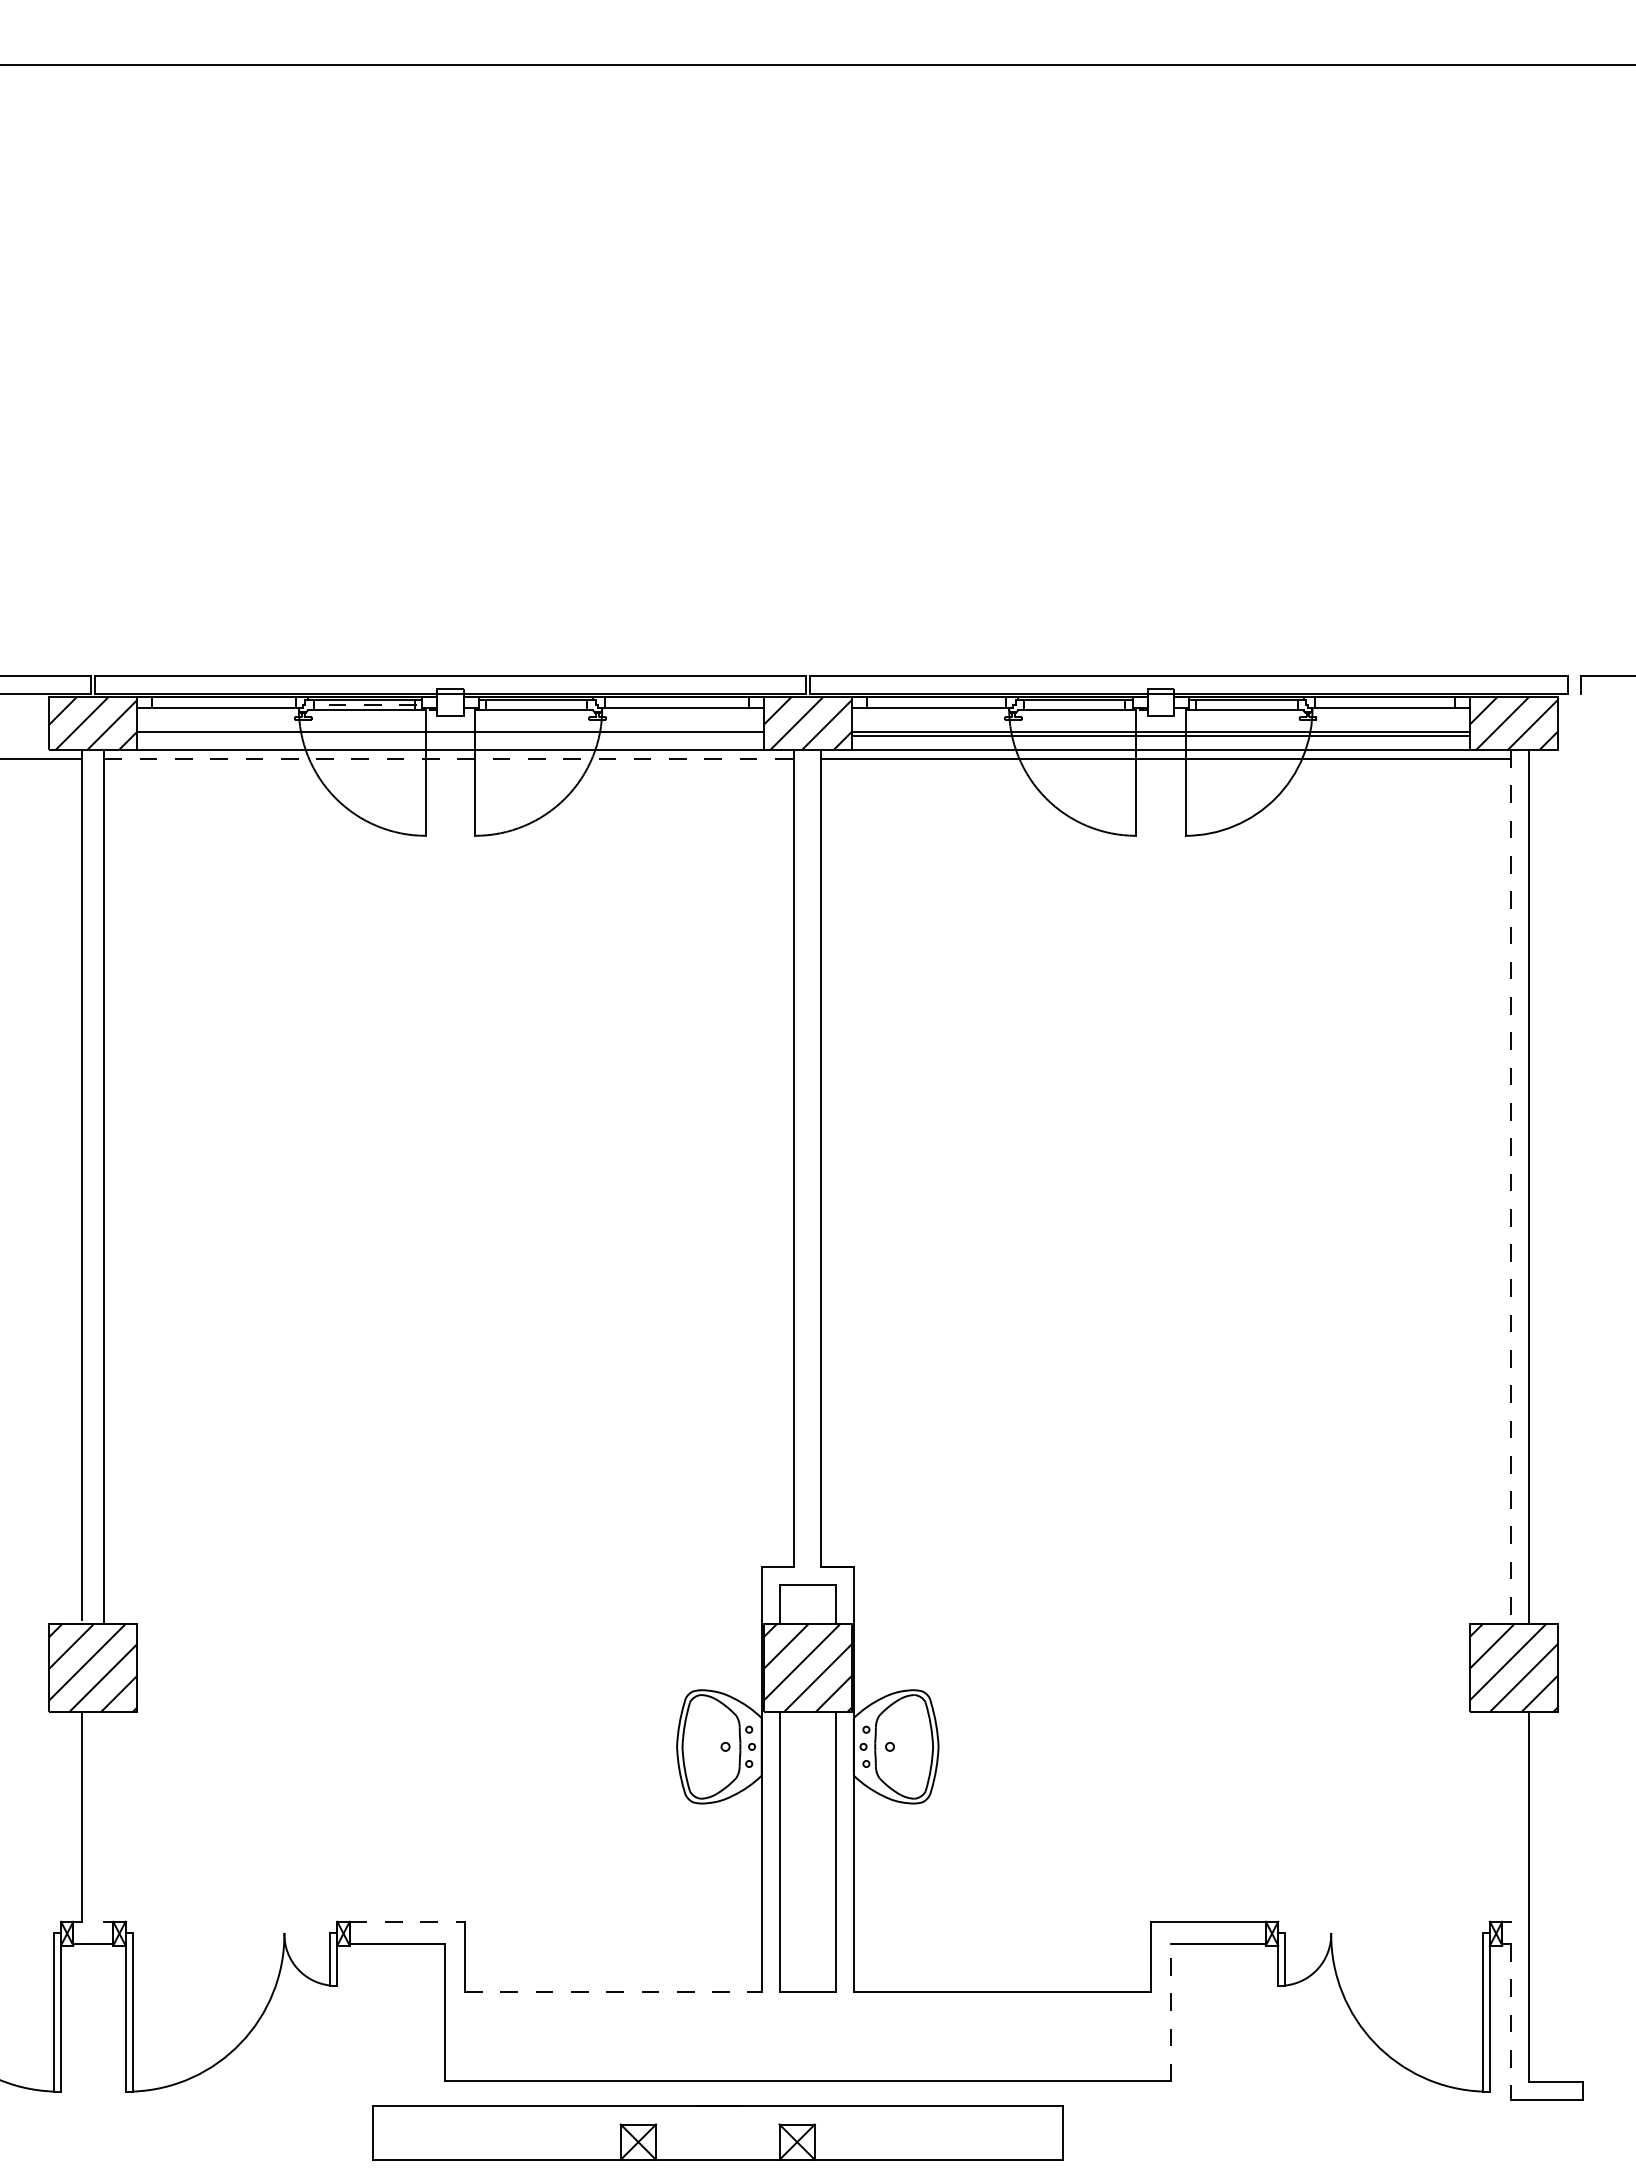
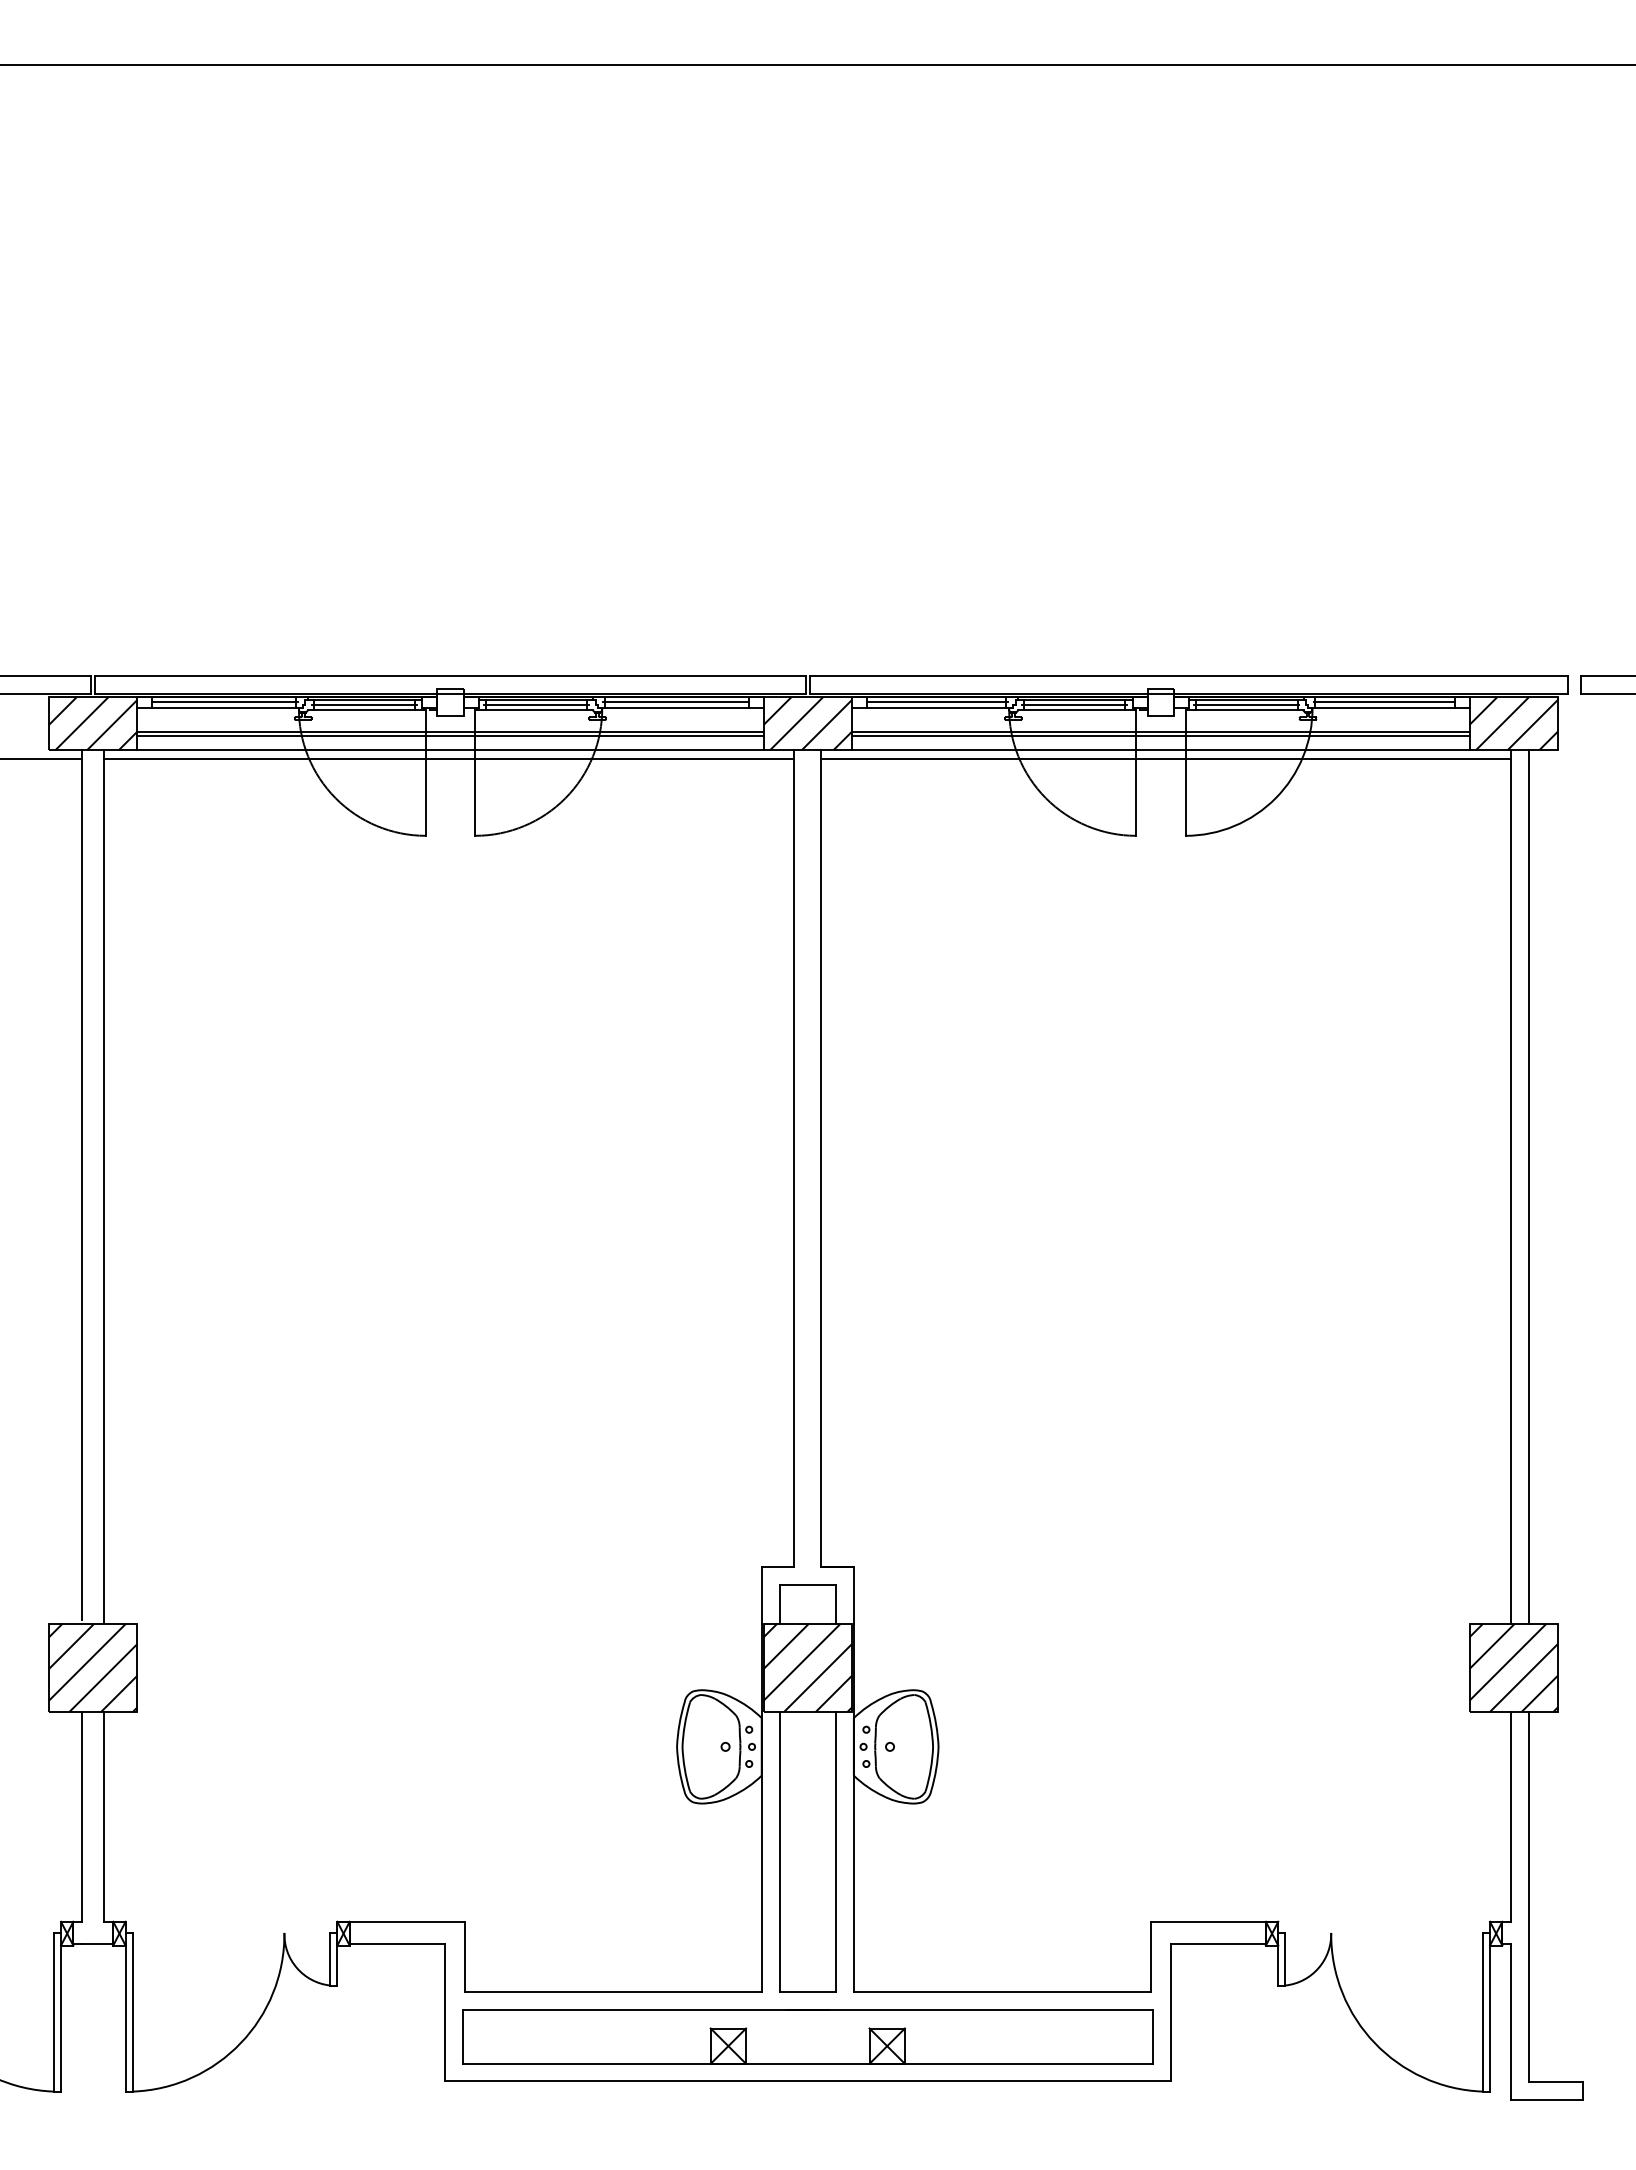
line: none -> present (1606, 693)
line: none -> present (224, 702)
line: none -> present (675, 702)
line: none -> present (936, 702)
line: none -> present (1383, 702)
line: dashed -> solid (364, 705)
line: none -> present (536, 705)
line: none -> present (1074, 705)
line: none -> present (1246, 705)
line: none -> present (450, 735)
line: dashed -> solid (449, 758)
line: dashed -> solid (1511, 1186)
line: none -> present (104, 1816)
line: none -> present (1511, 1816)
line: dashed -> solid (407, 1921)
line: dashed -> solid (614, 1992)
line: dashed -> solid (1170, 2012)
line: dashed -> solid (1511, 2022)
part position: (717, 2132) -> (807, 2036) (807, 2036)
